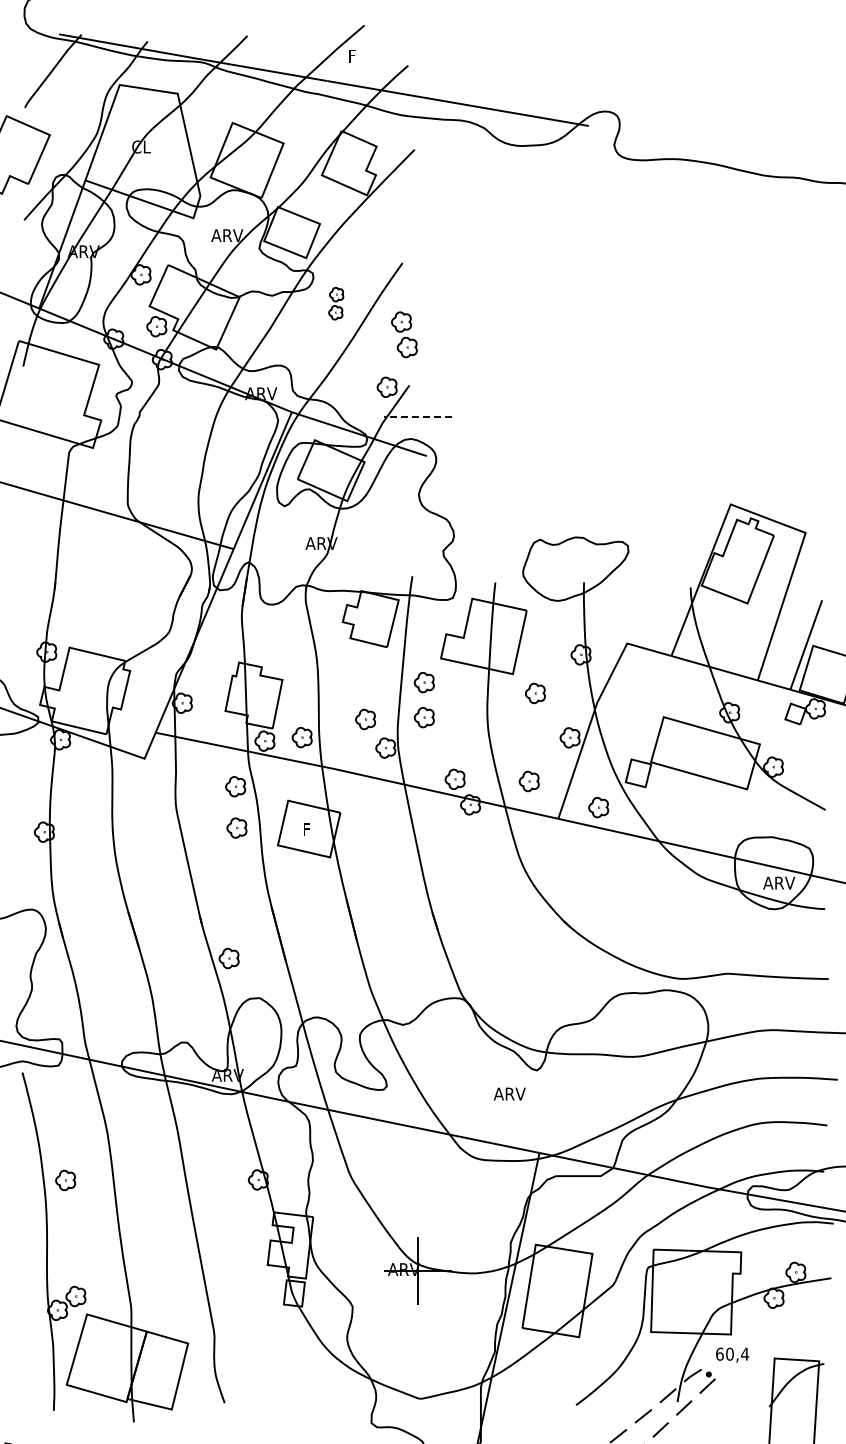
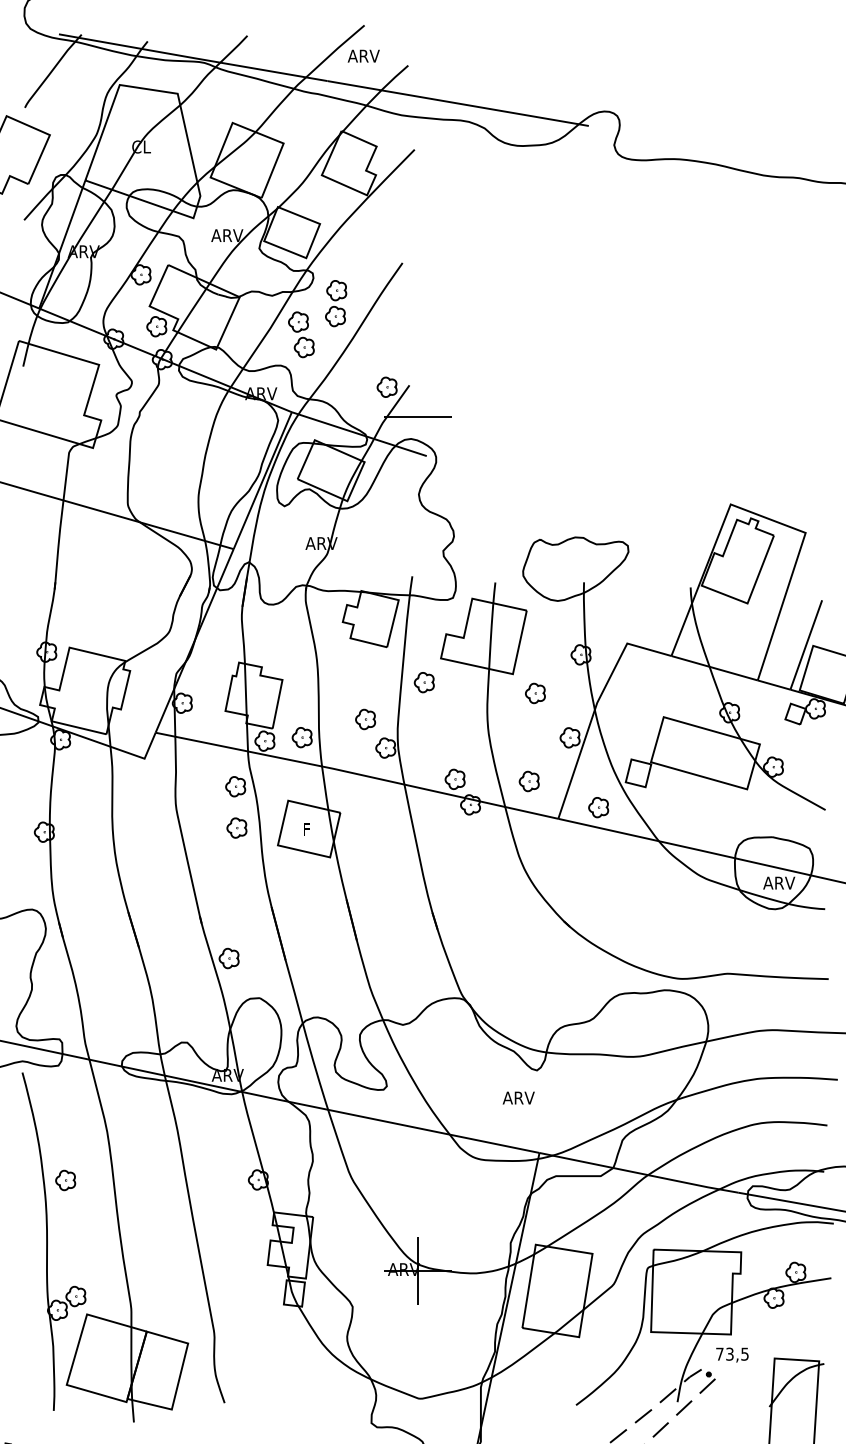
text: F -> ARV (363, 55)
part size: 17x34 px -> 23x48 px (336, 303)
part position: (404, 334) -> (301, 334) (301, 334)
line: dashed -> solid (417, 416)
part: present -> none (423, 717)
text position: (509, 1093) -> (518, 1097) (518, 1097)
text: 60,4 -> 73,5 (732, 1353)
